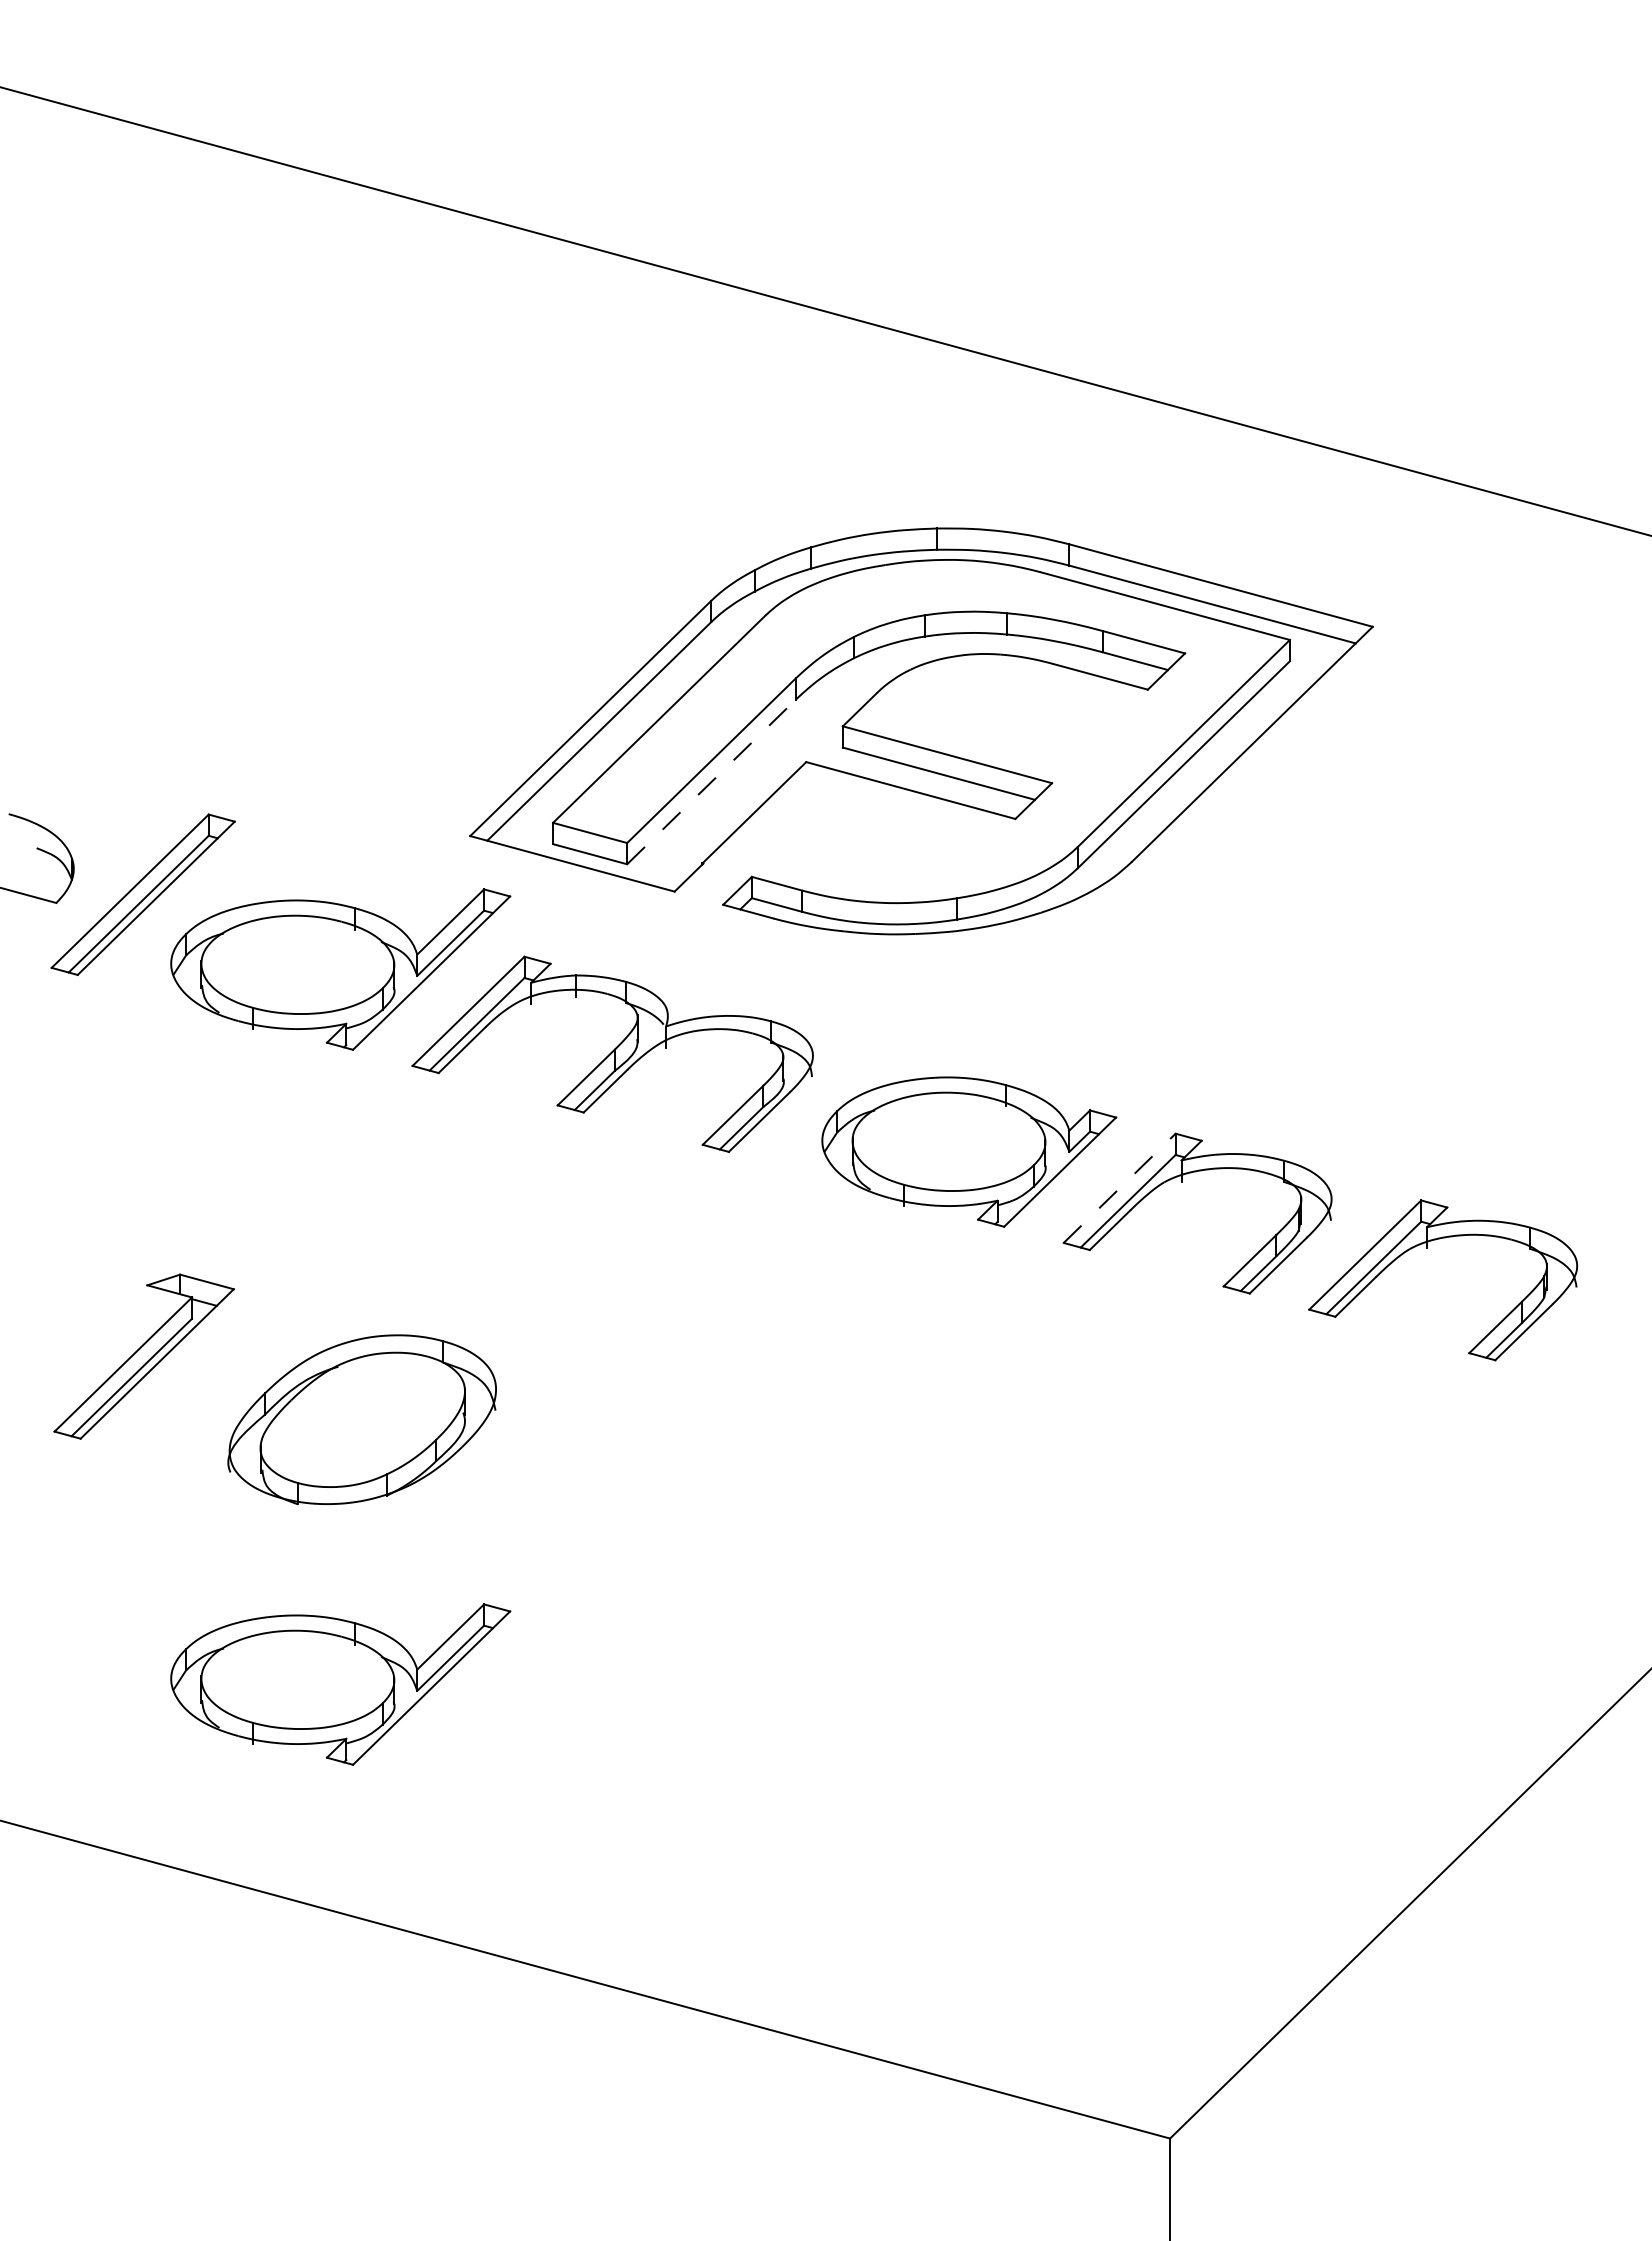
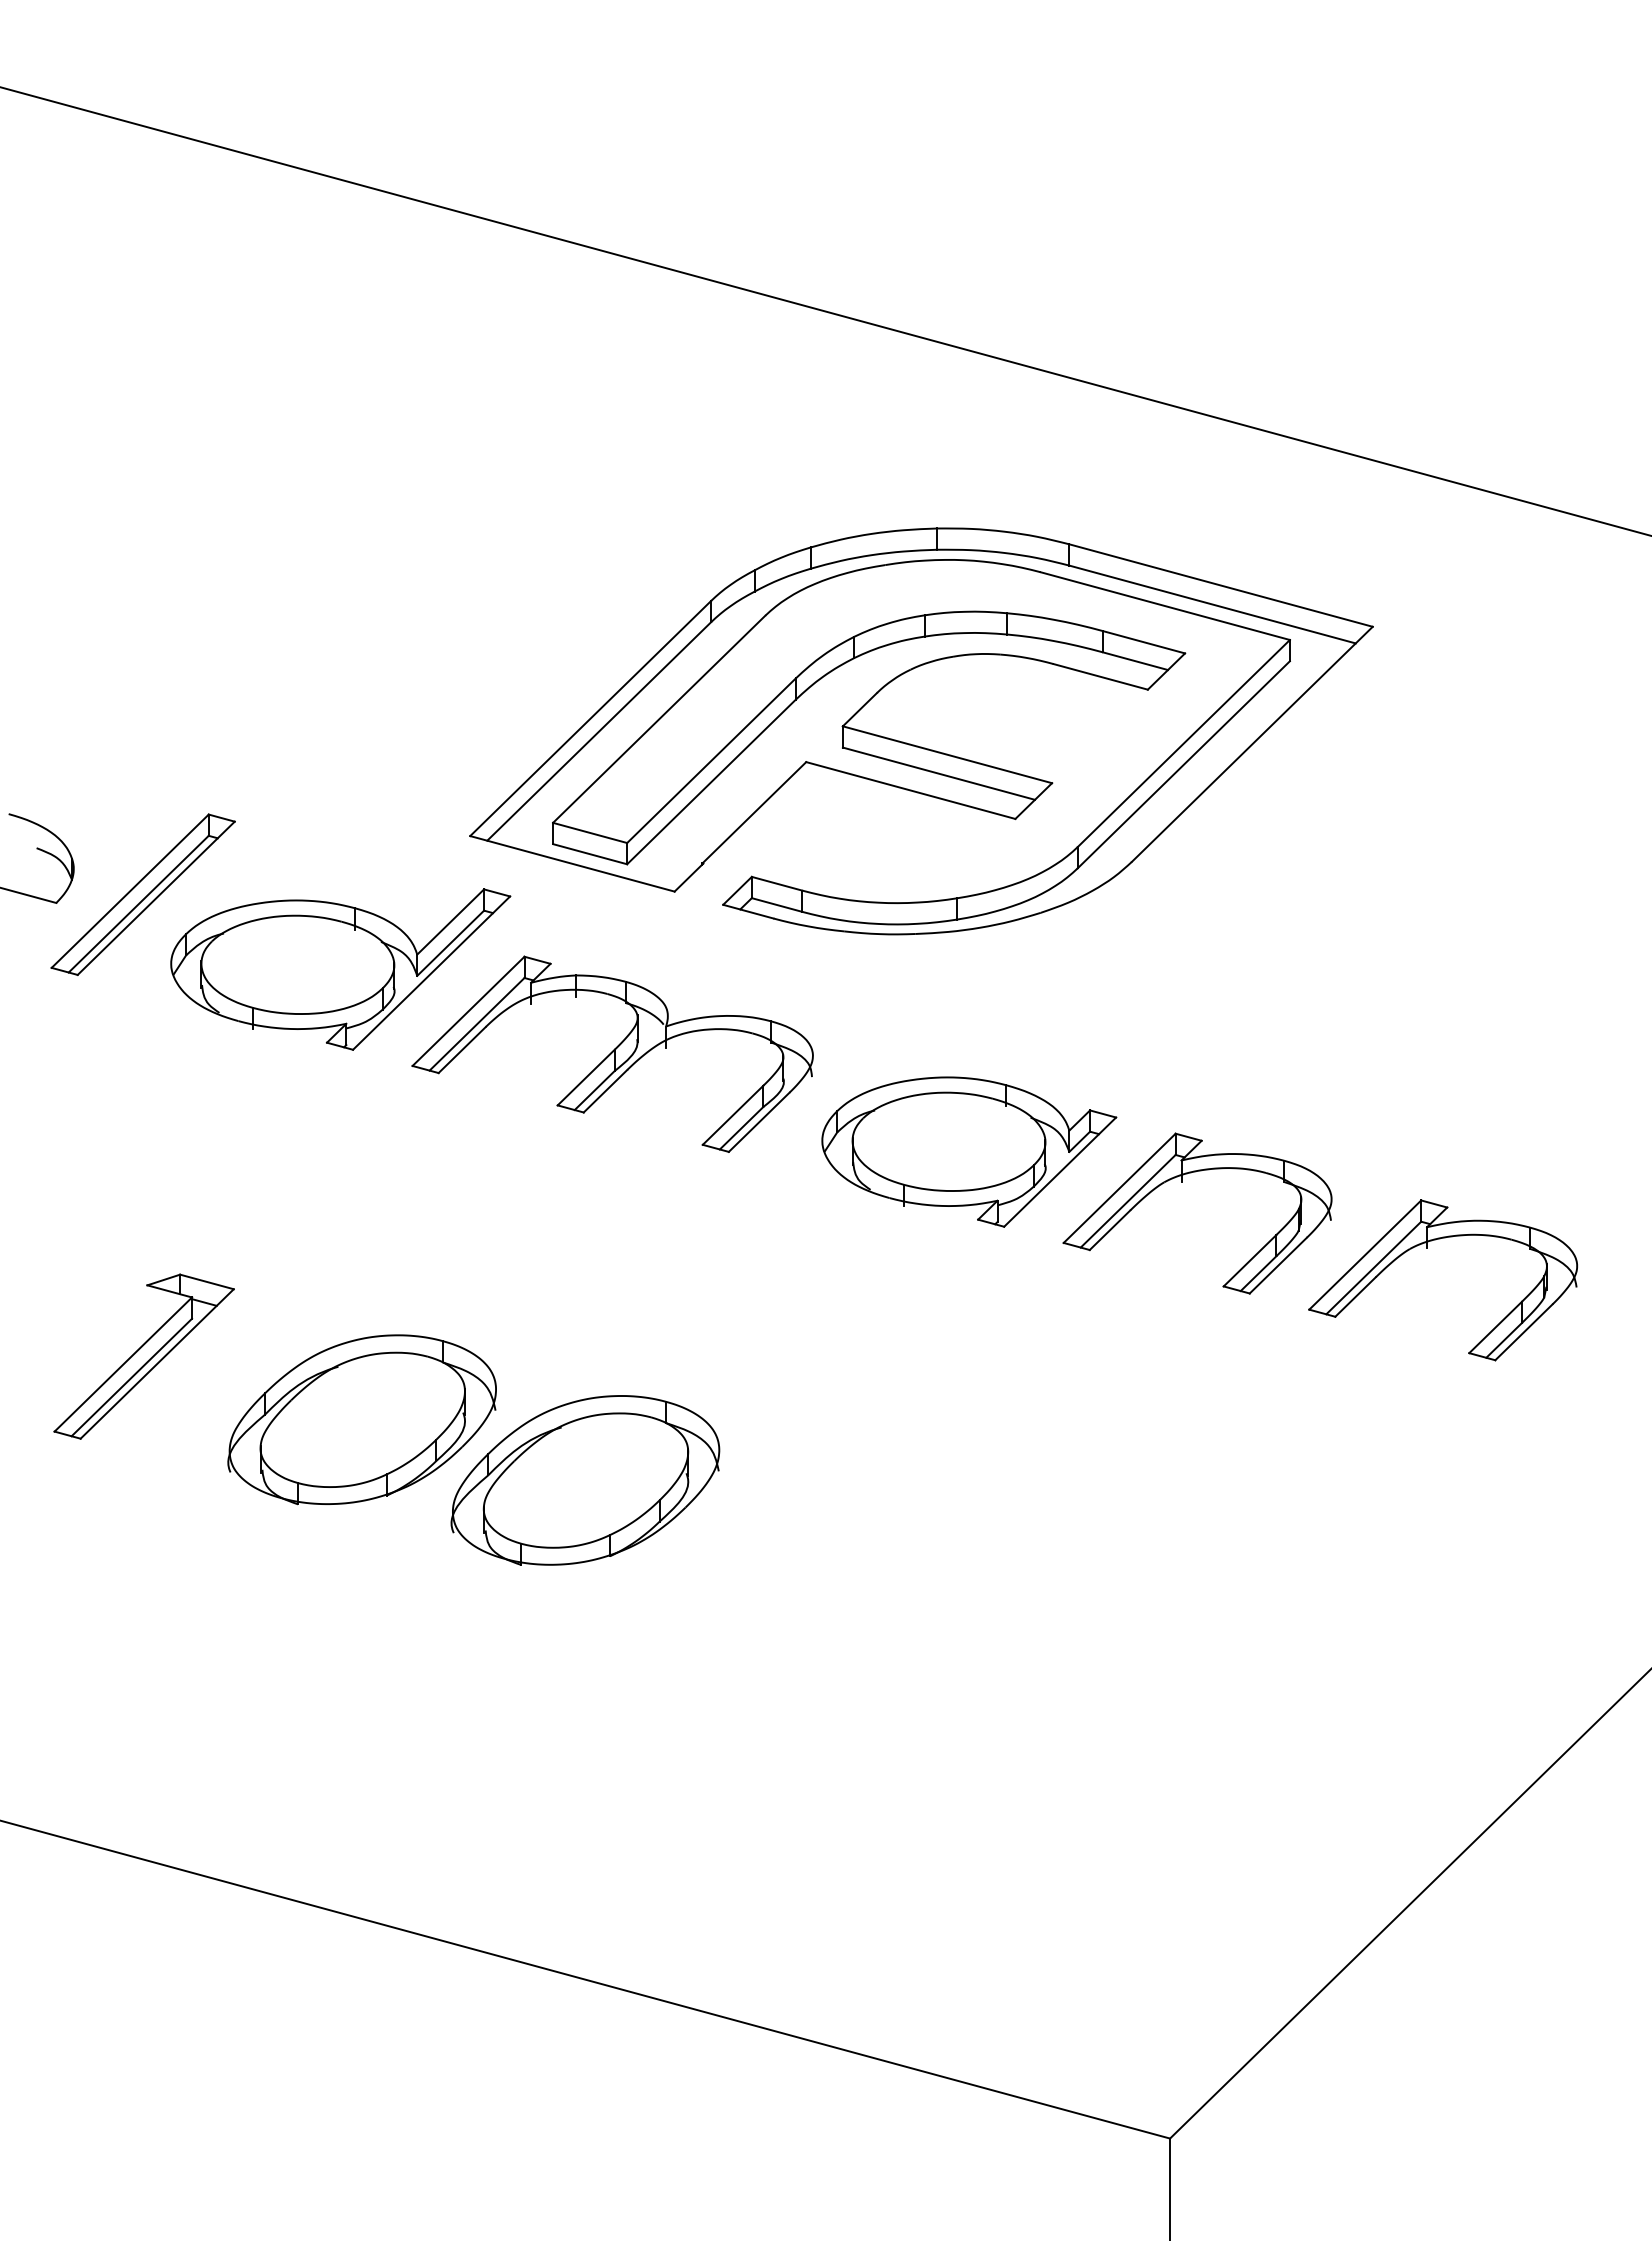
line: dashed -> solid (711, 782)
line: dashed -> solid (1120, 1187)
part: none -> present (585, 1480)
part: present -> none (340, 1684)
